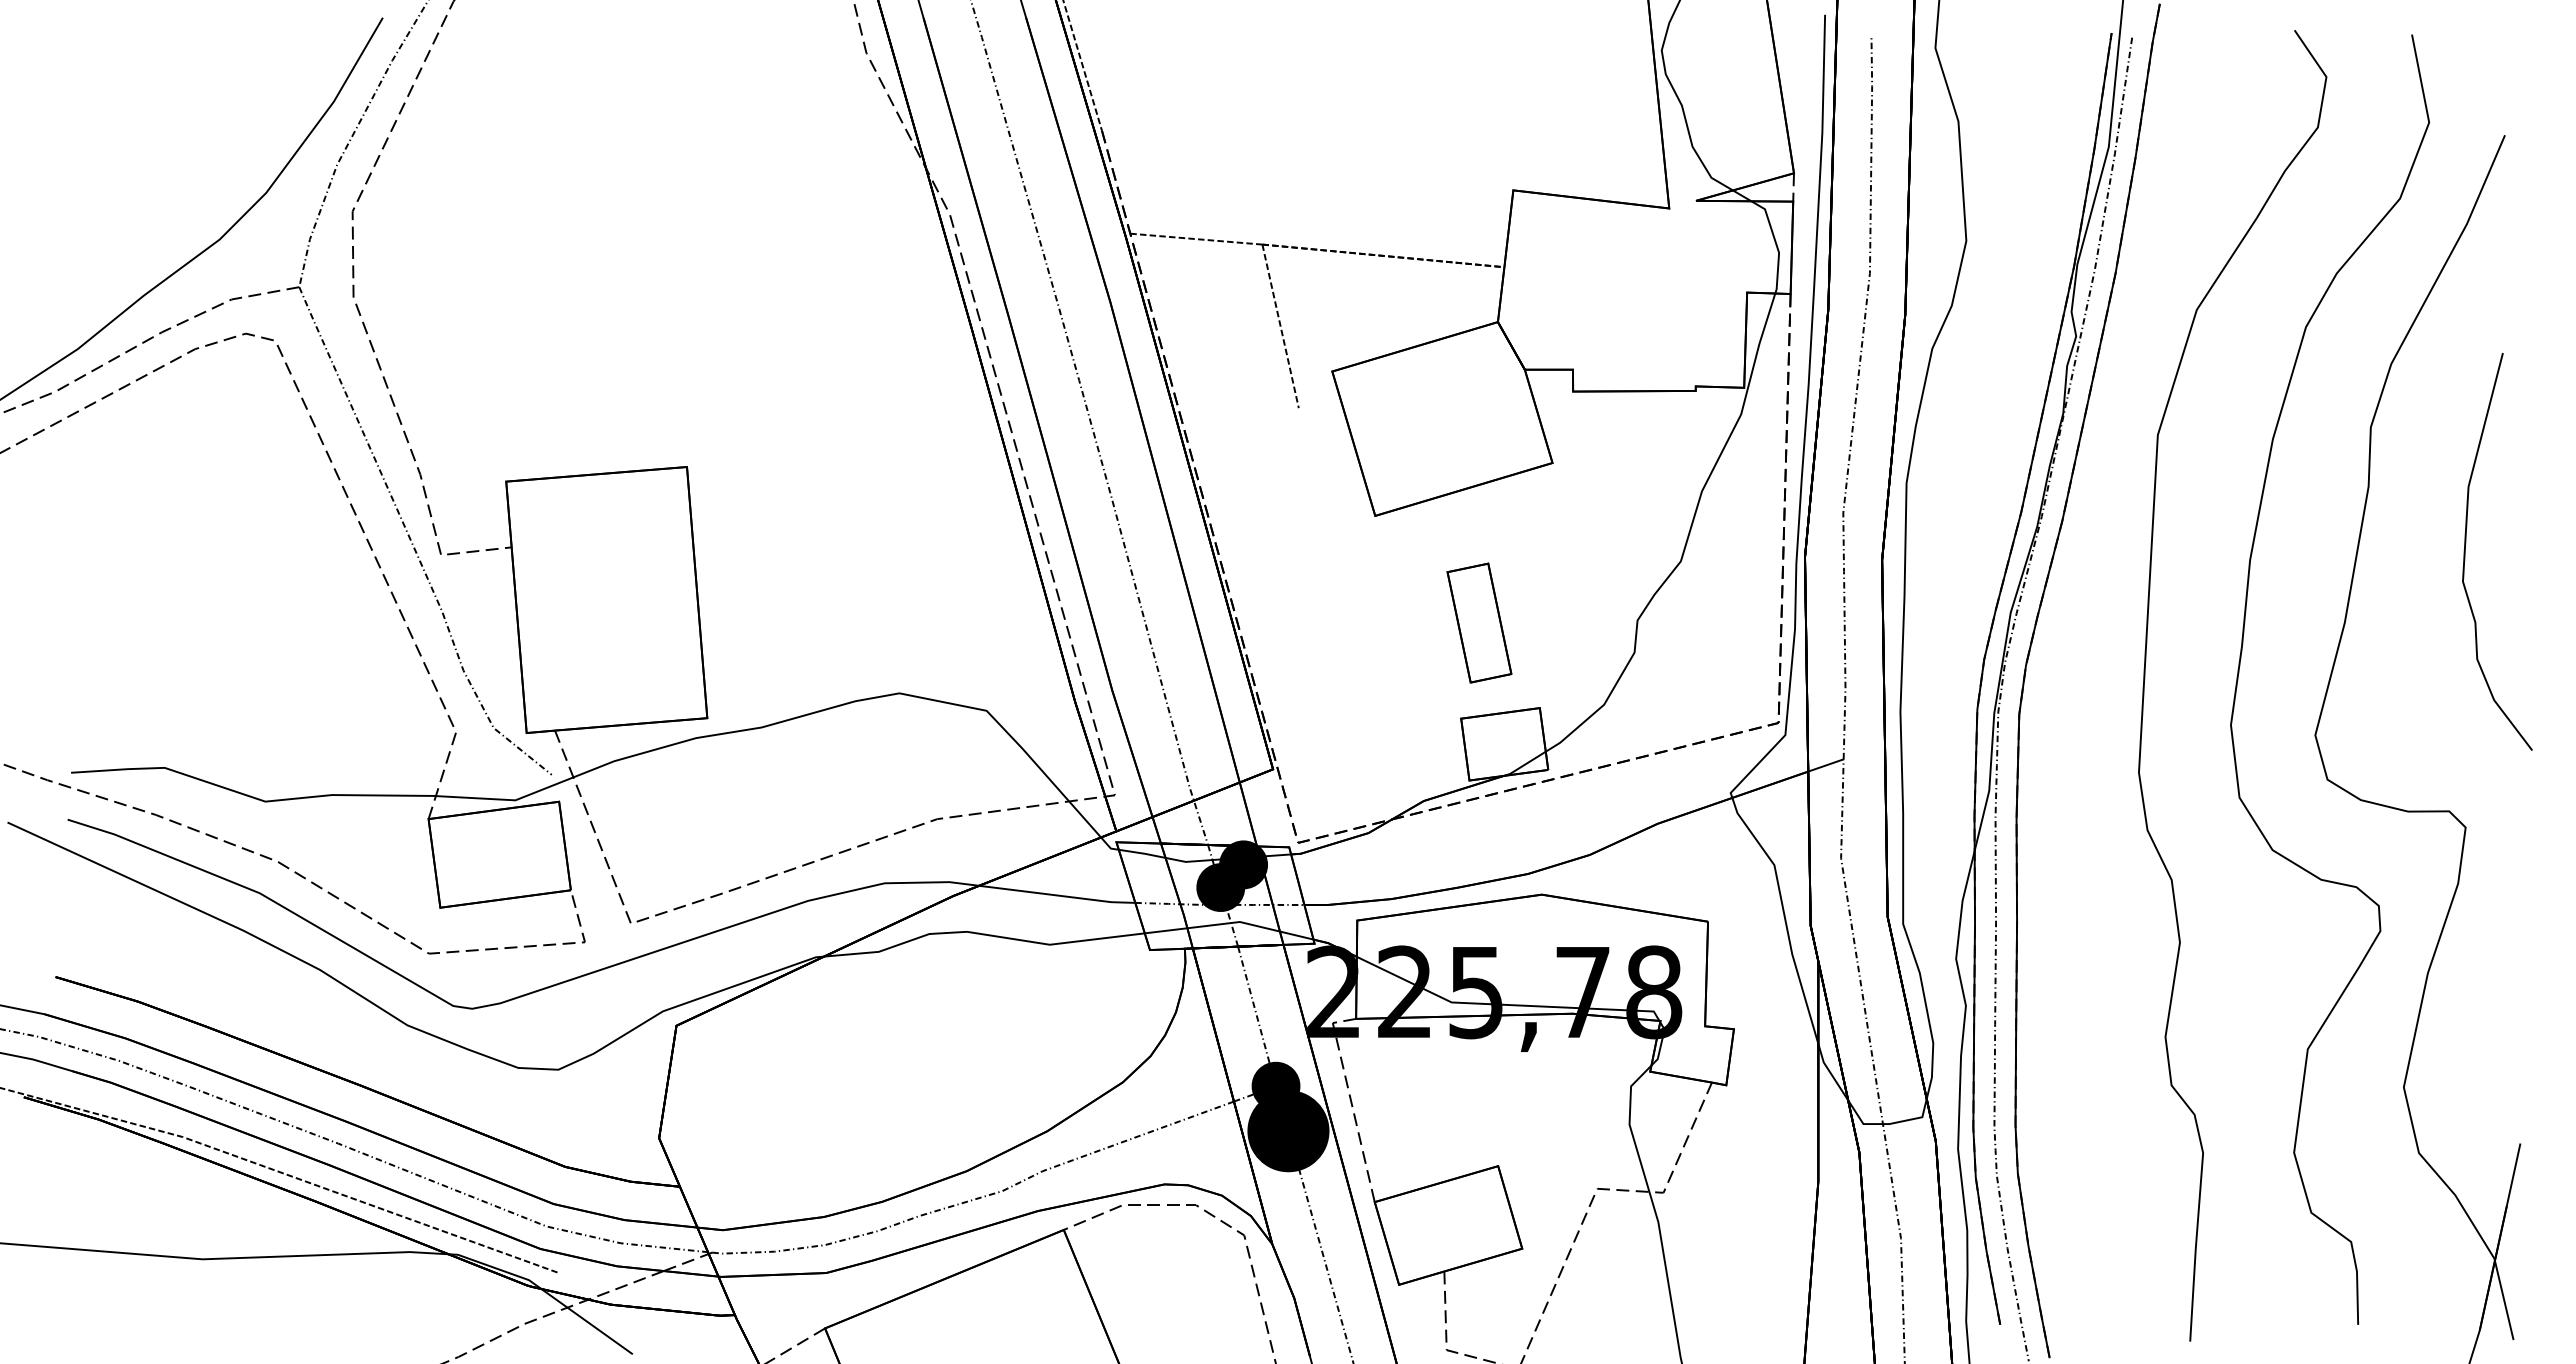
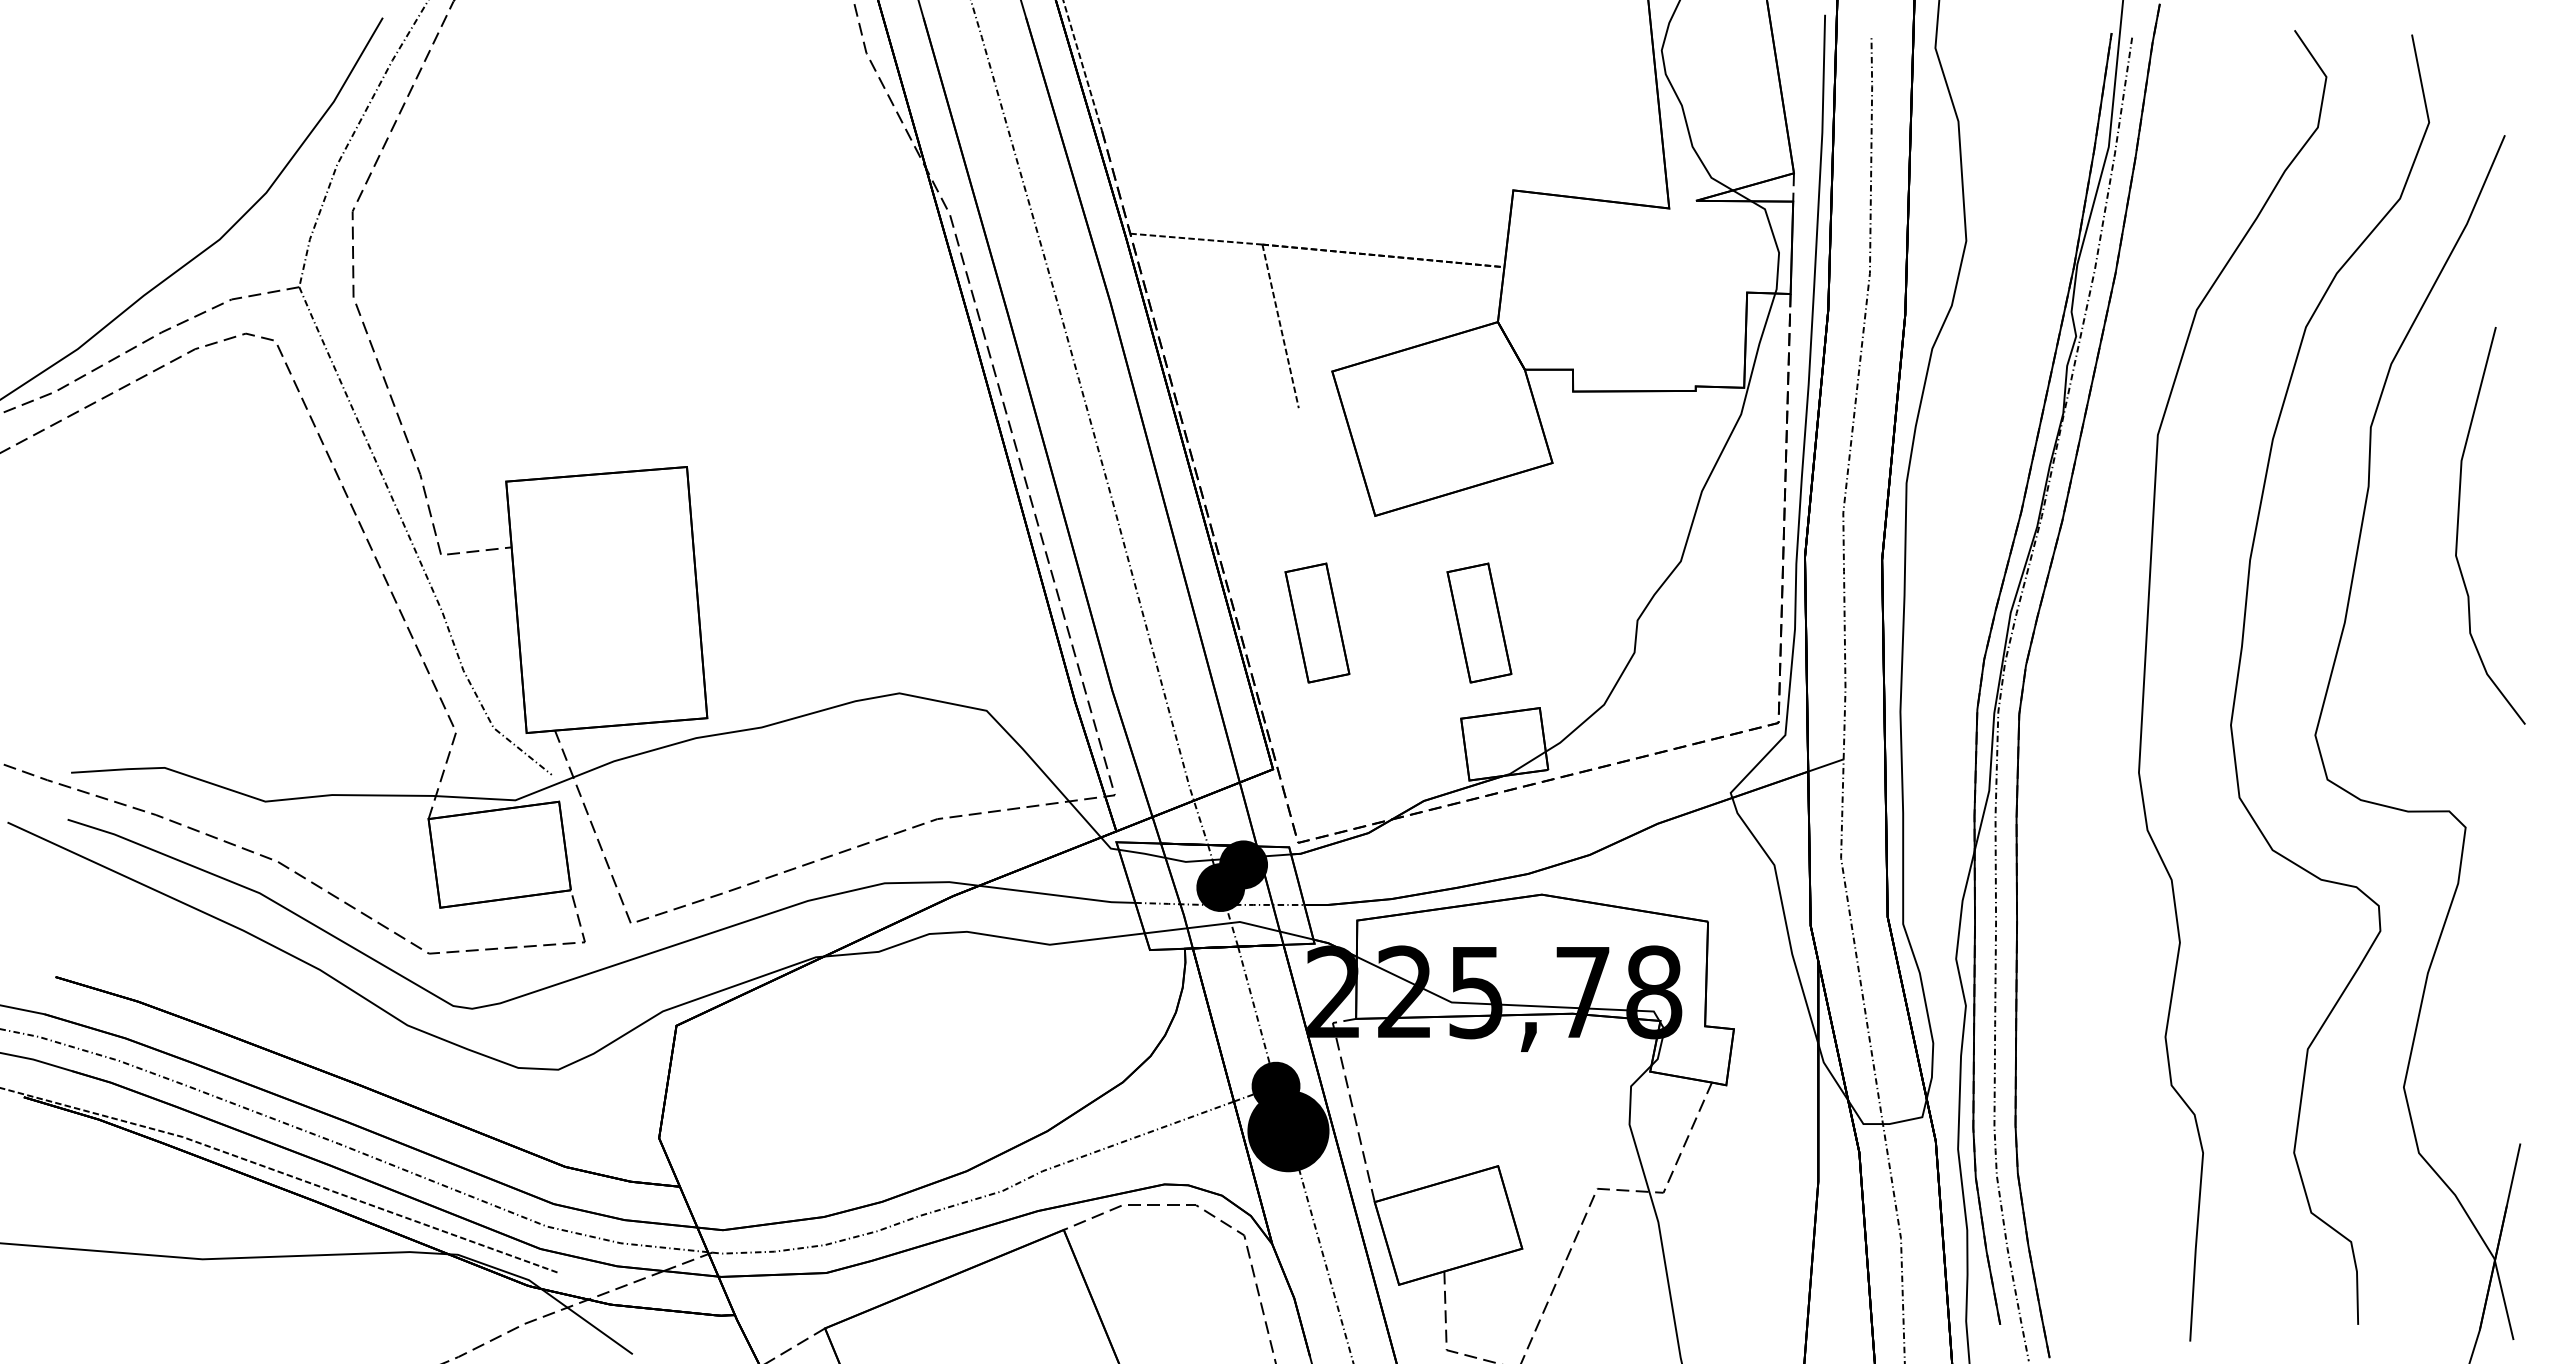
part position: (2466, 544) -> (2459, 518) (2459, 518)
part: none -> present (1317, 622)
